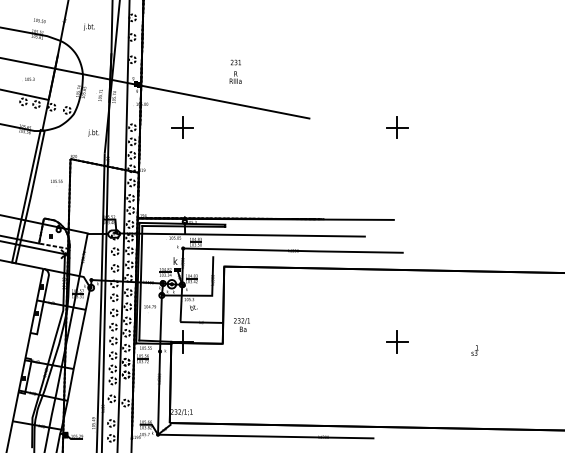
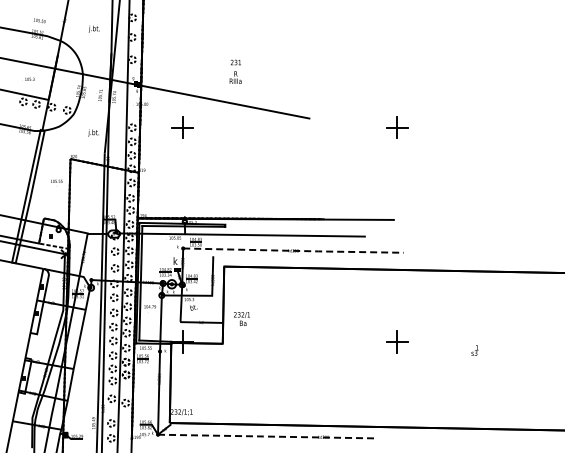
text position: (88, 26) -> (93, 28) (93, 28)
line: solid -> dashed (294, 250)
text position: (241, 324) -> (241, 318) (241, 318)
line: solid -> dashed (265, 436)
